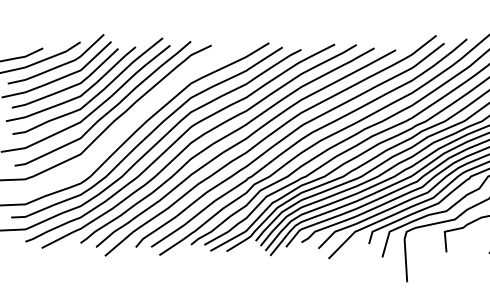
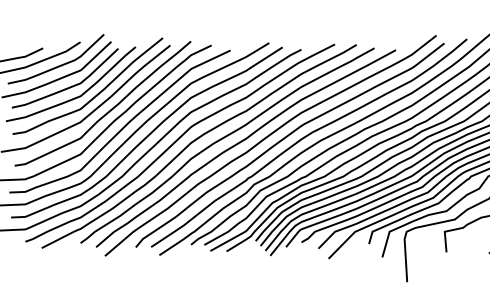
curve: none -> present (124, 125)
